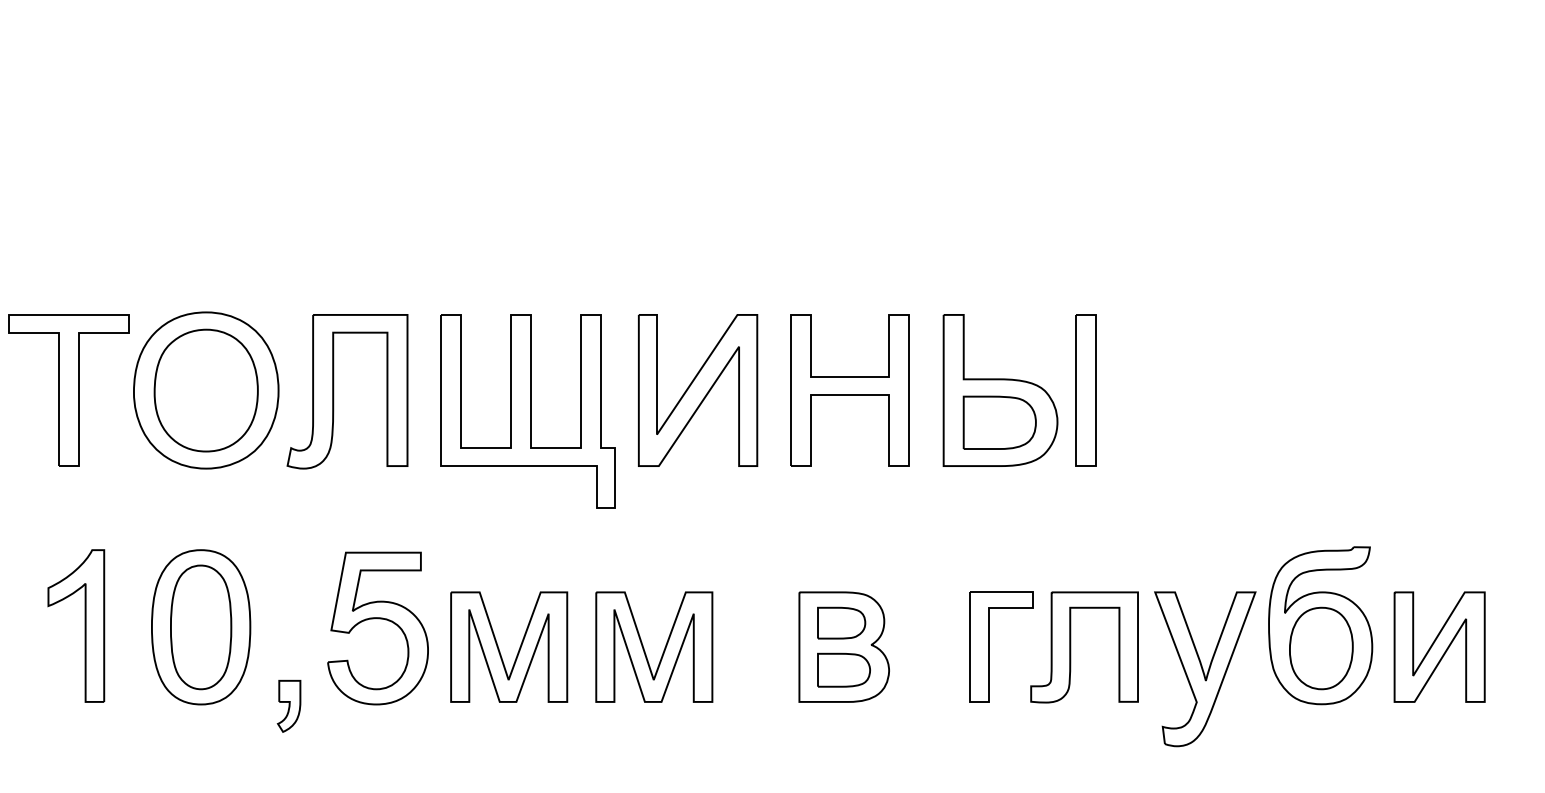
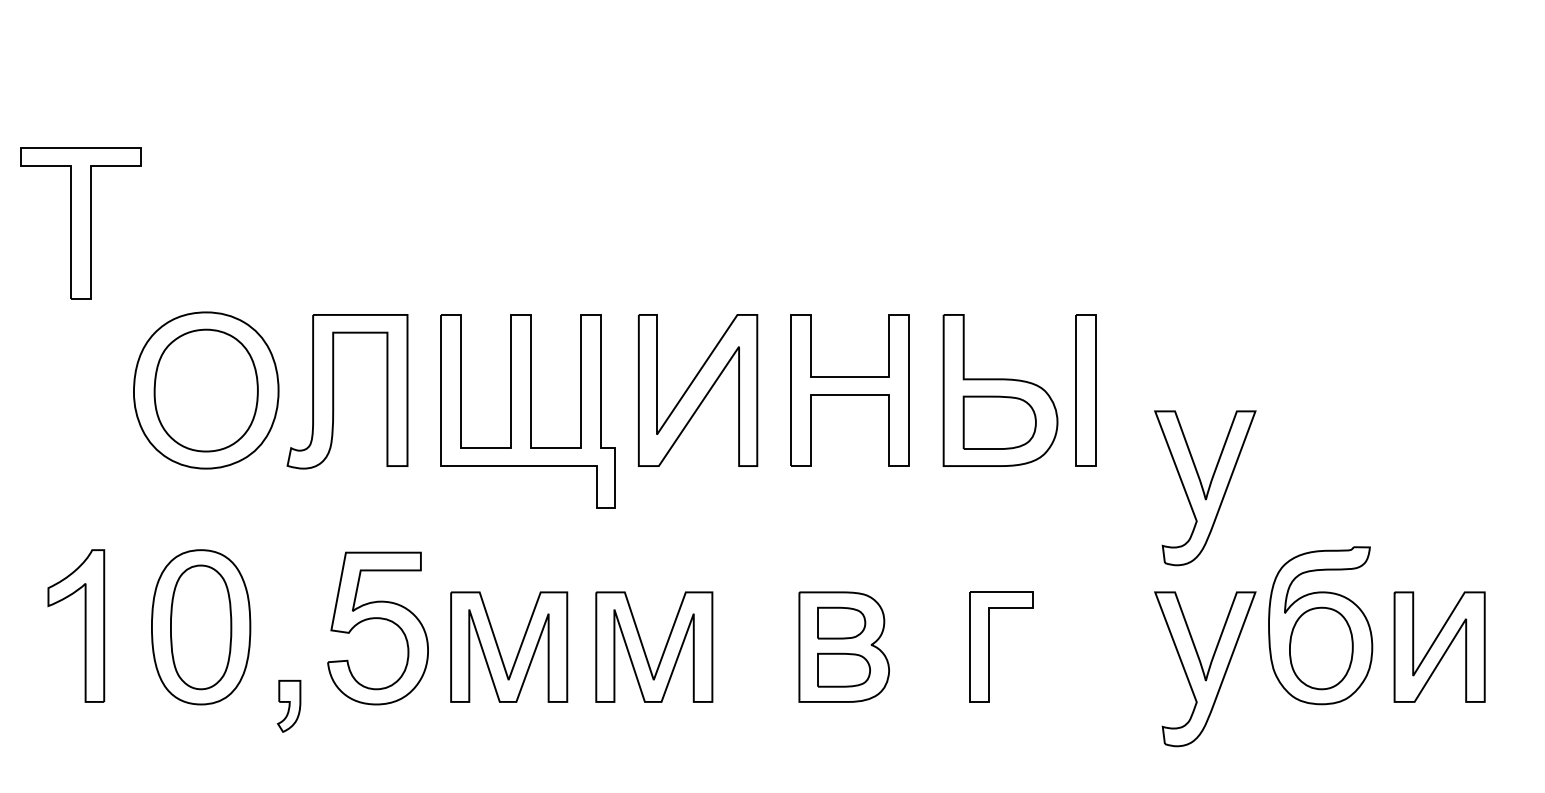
part position: (68, 390) -> (80, 223) (80, 223)
part: none -> present (1205, 488)
part: present -> none (1071, 647)
